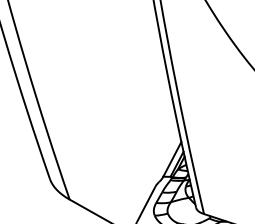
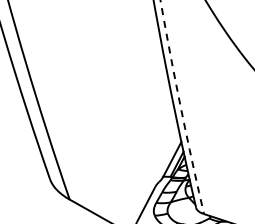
arc: solid -> dashed (180, 107)
